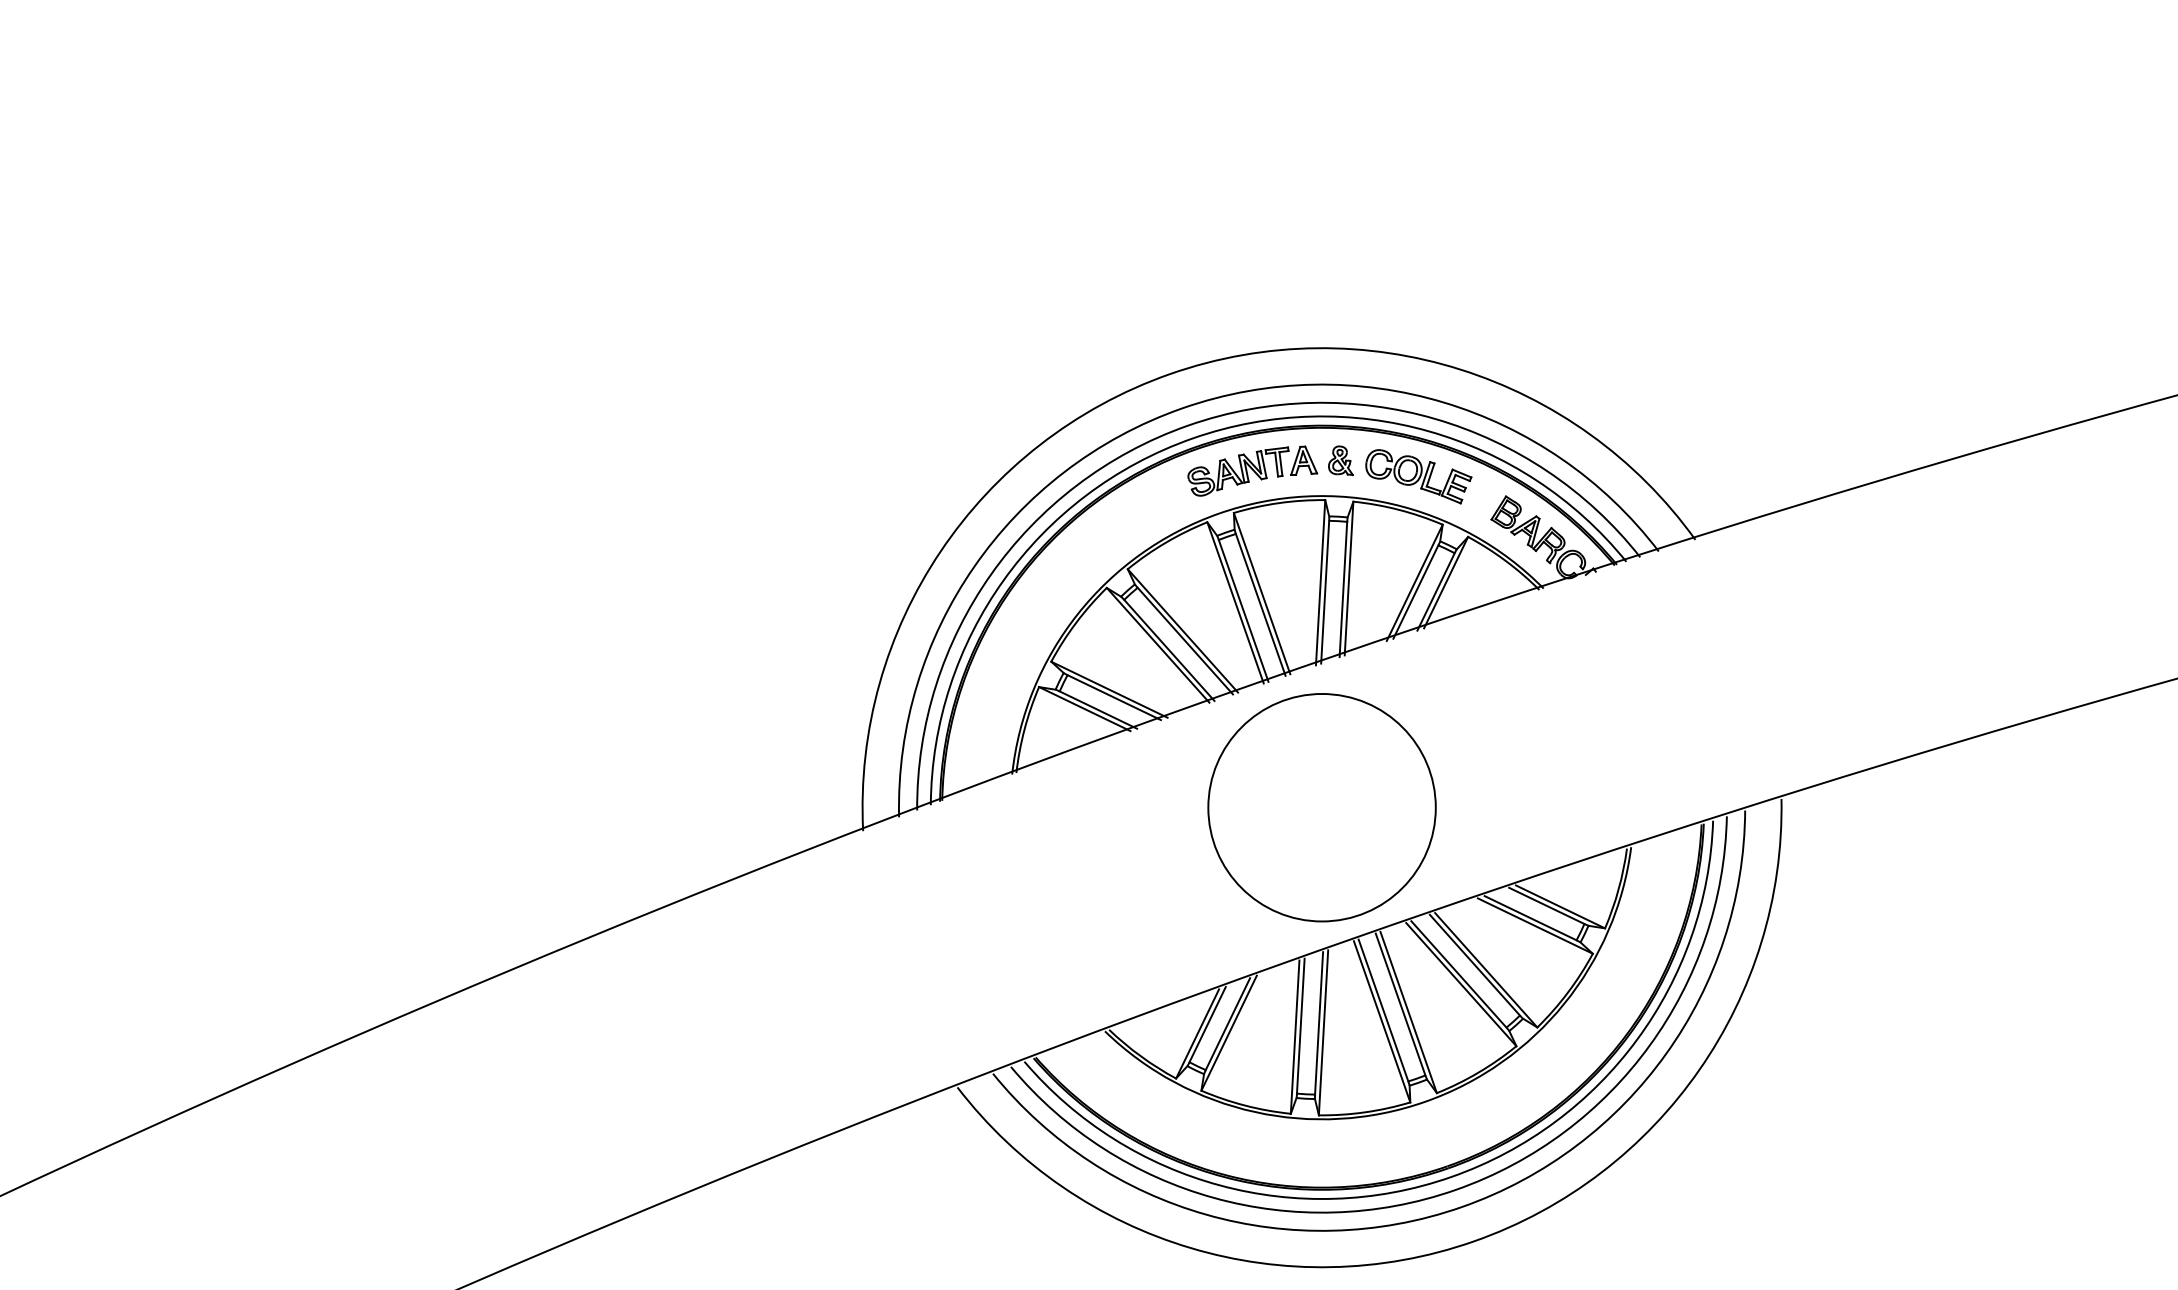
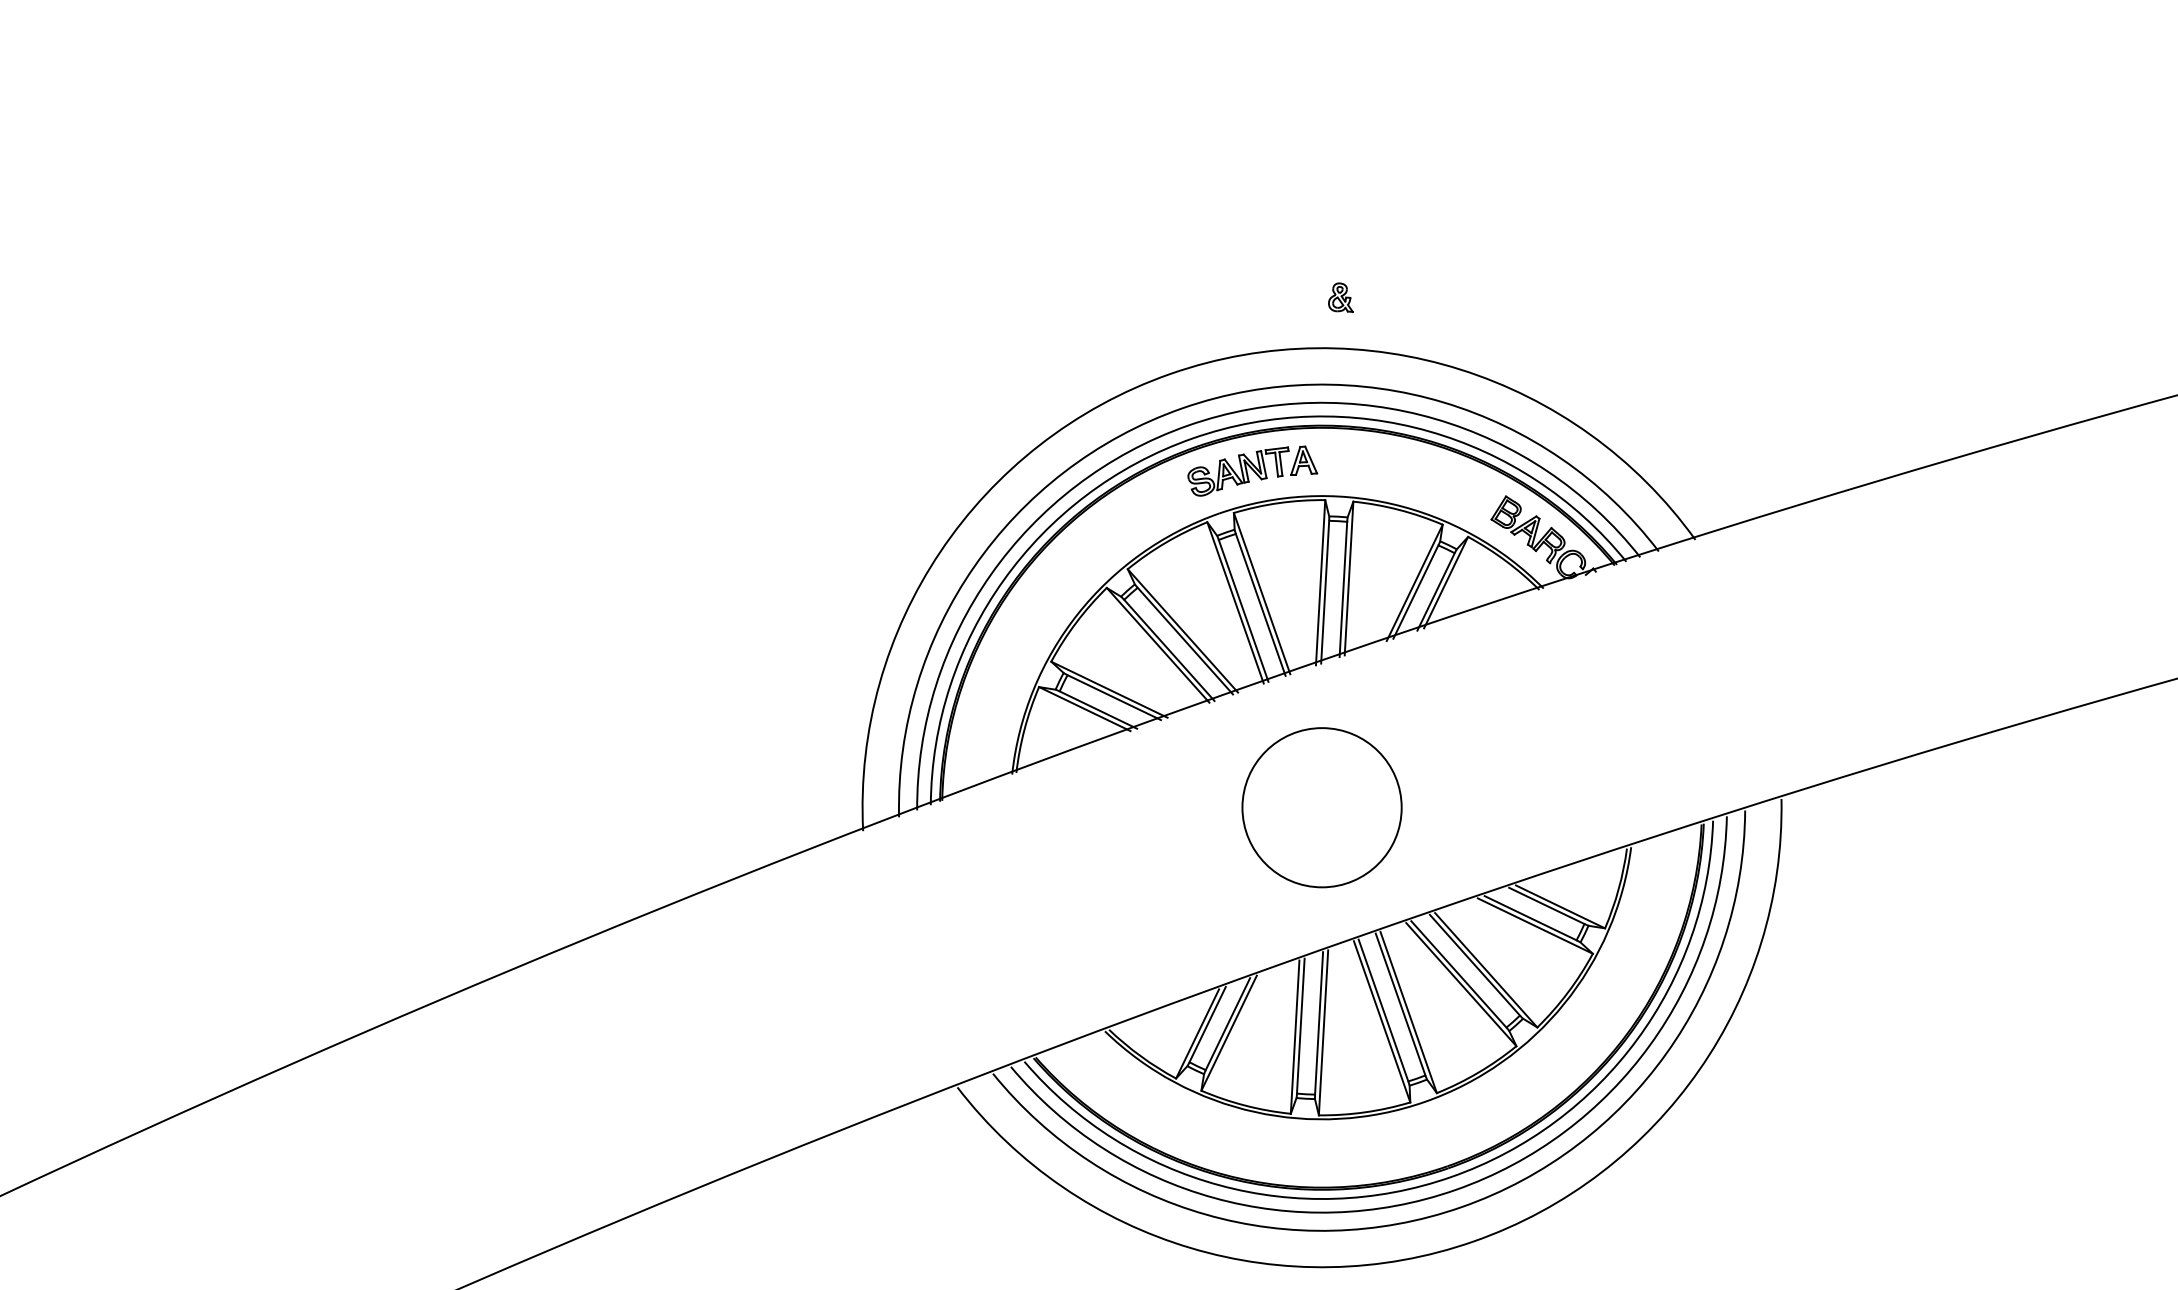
part position: (1340, 460) -> (1340, 297) (1340, 297)
part: present -> none (1418, 476)
circle diameter: 227 px -> 159 px (1321, 807)
